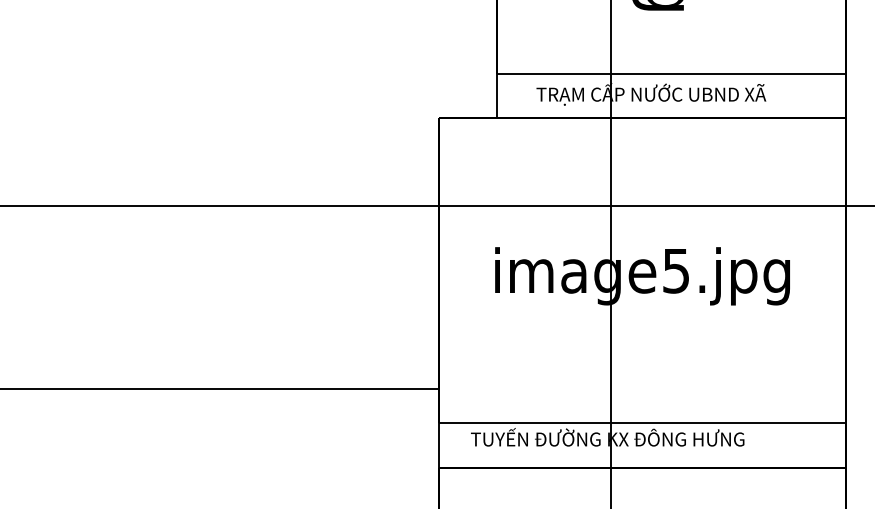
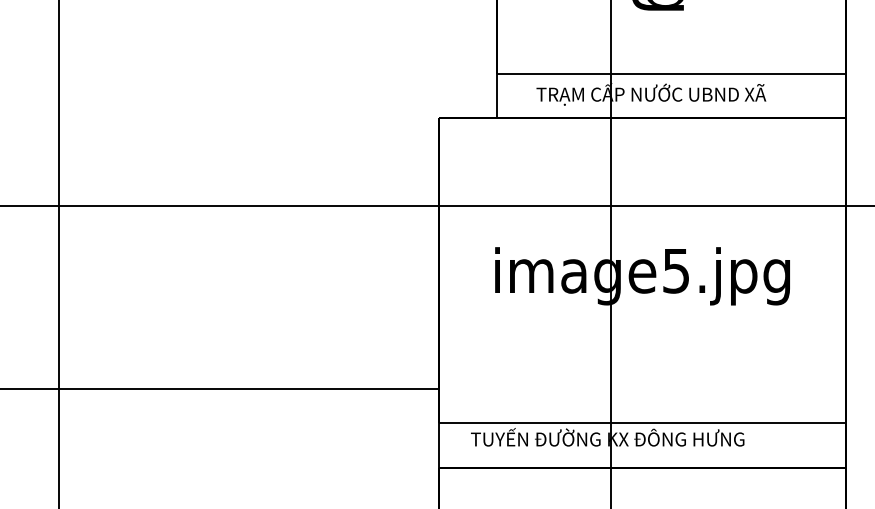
line: none -> present (58, 253)
